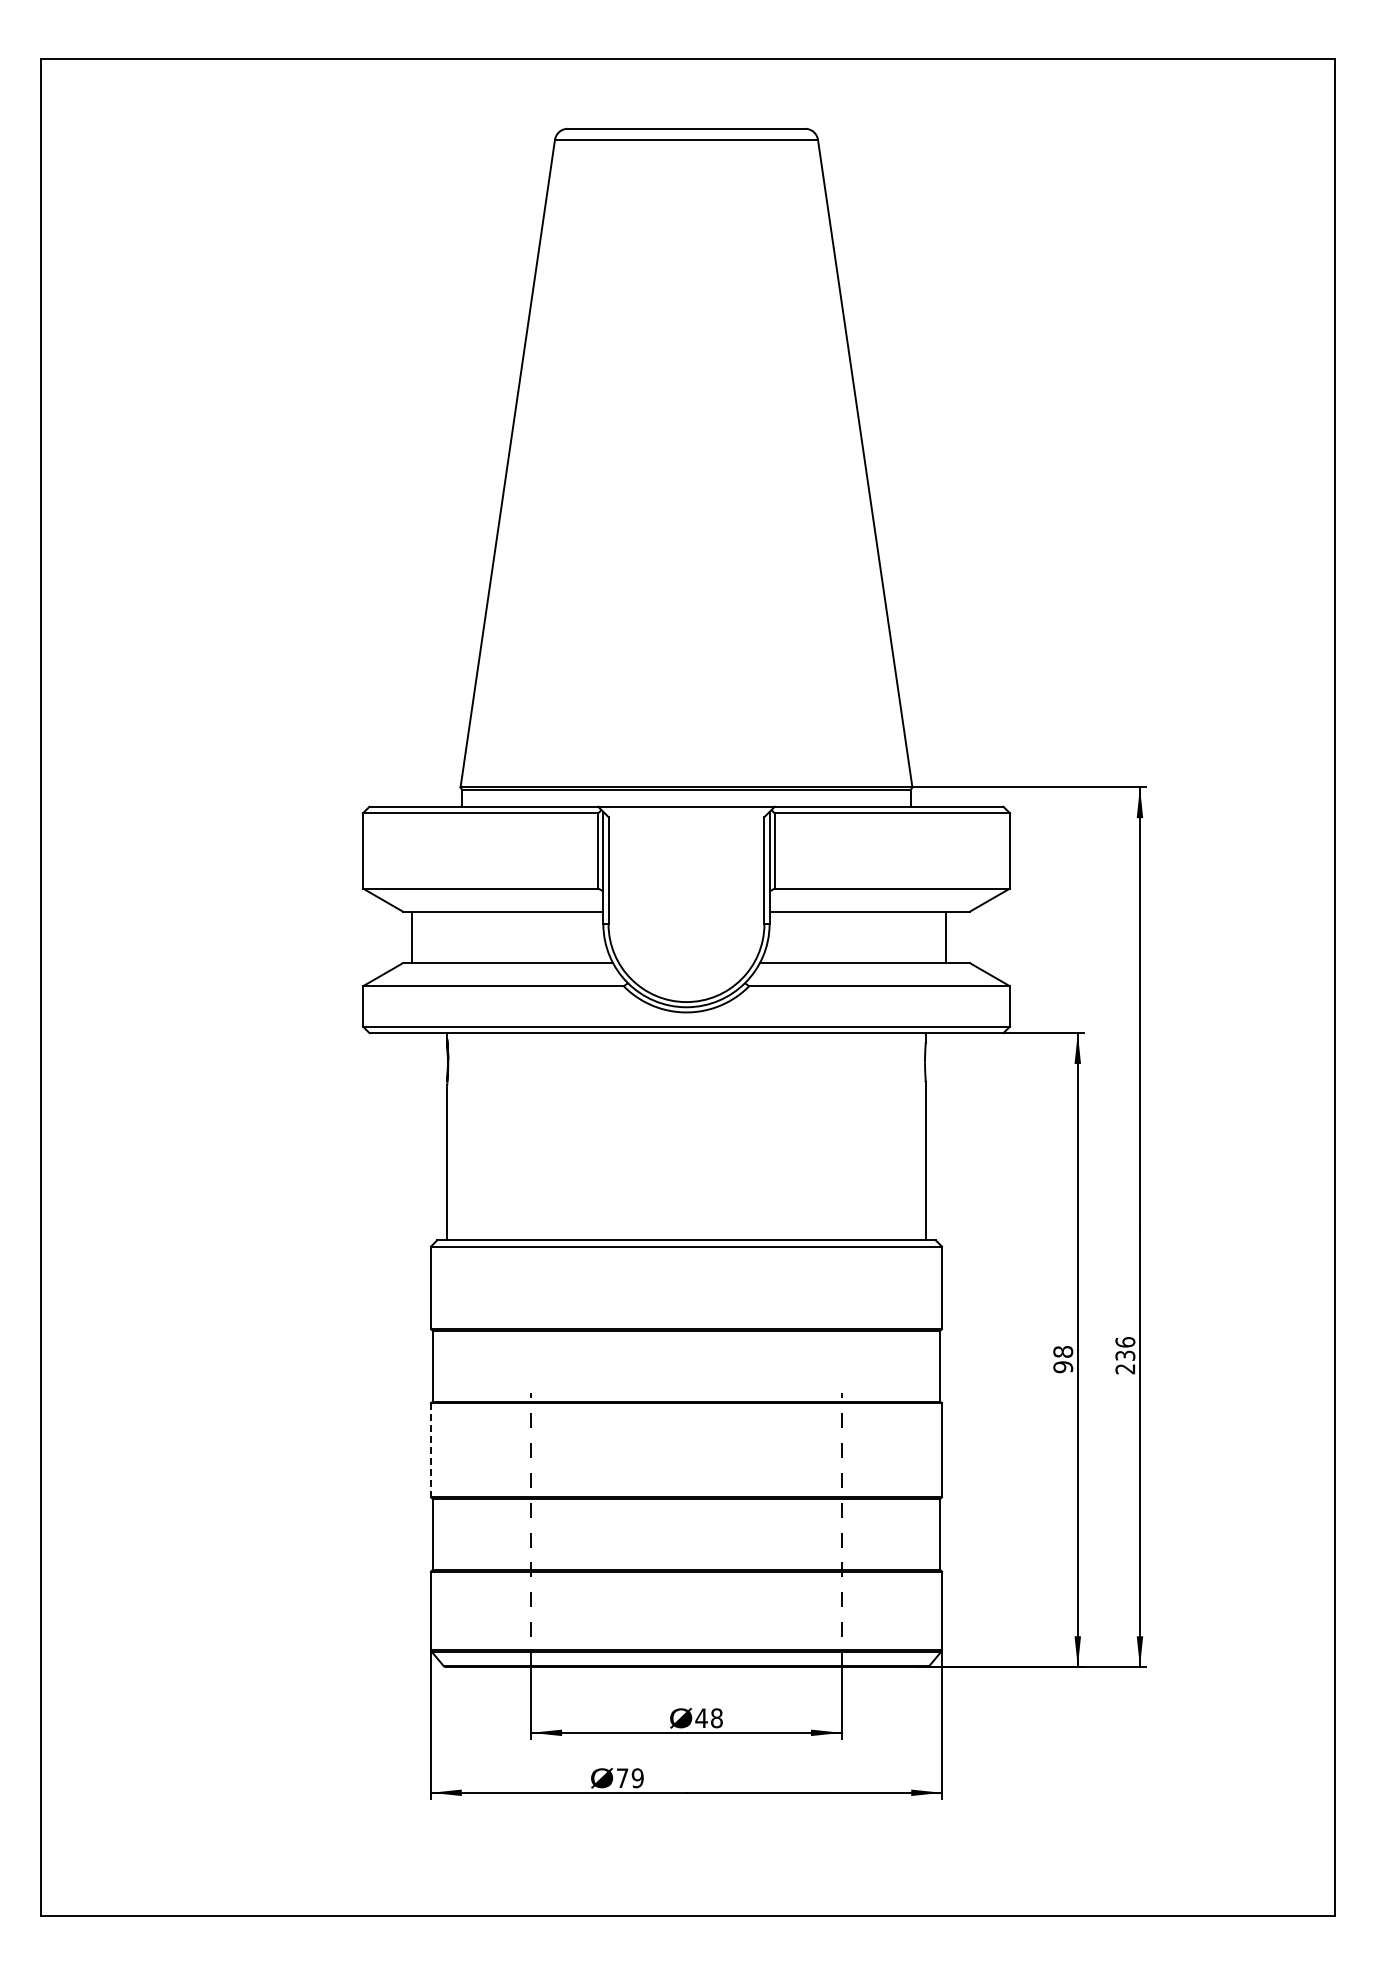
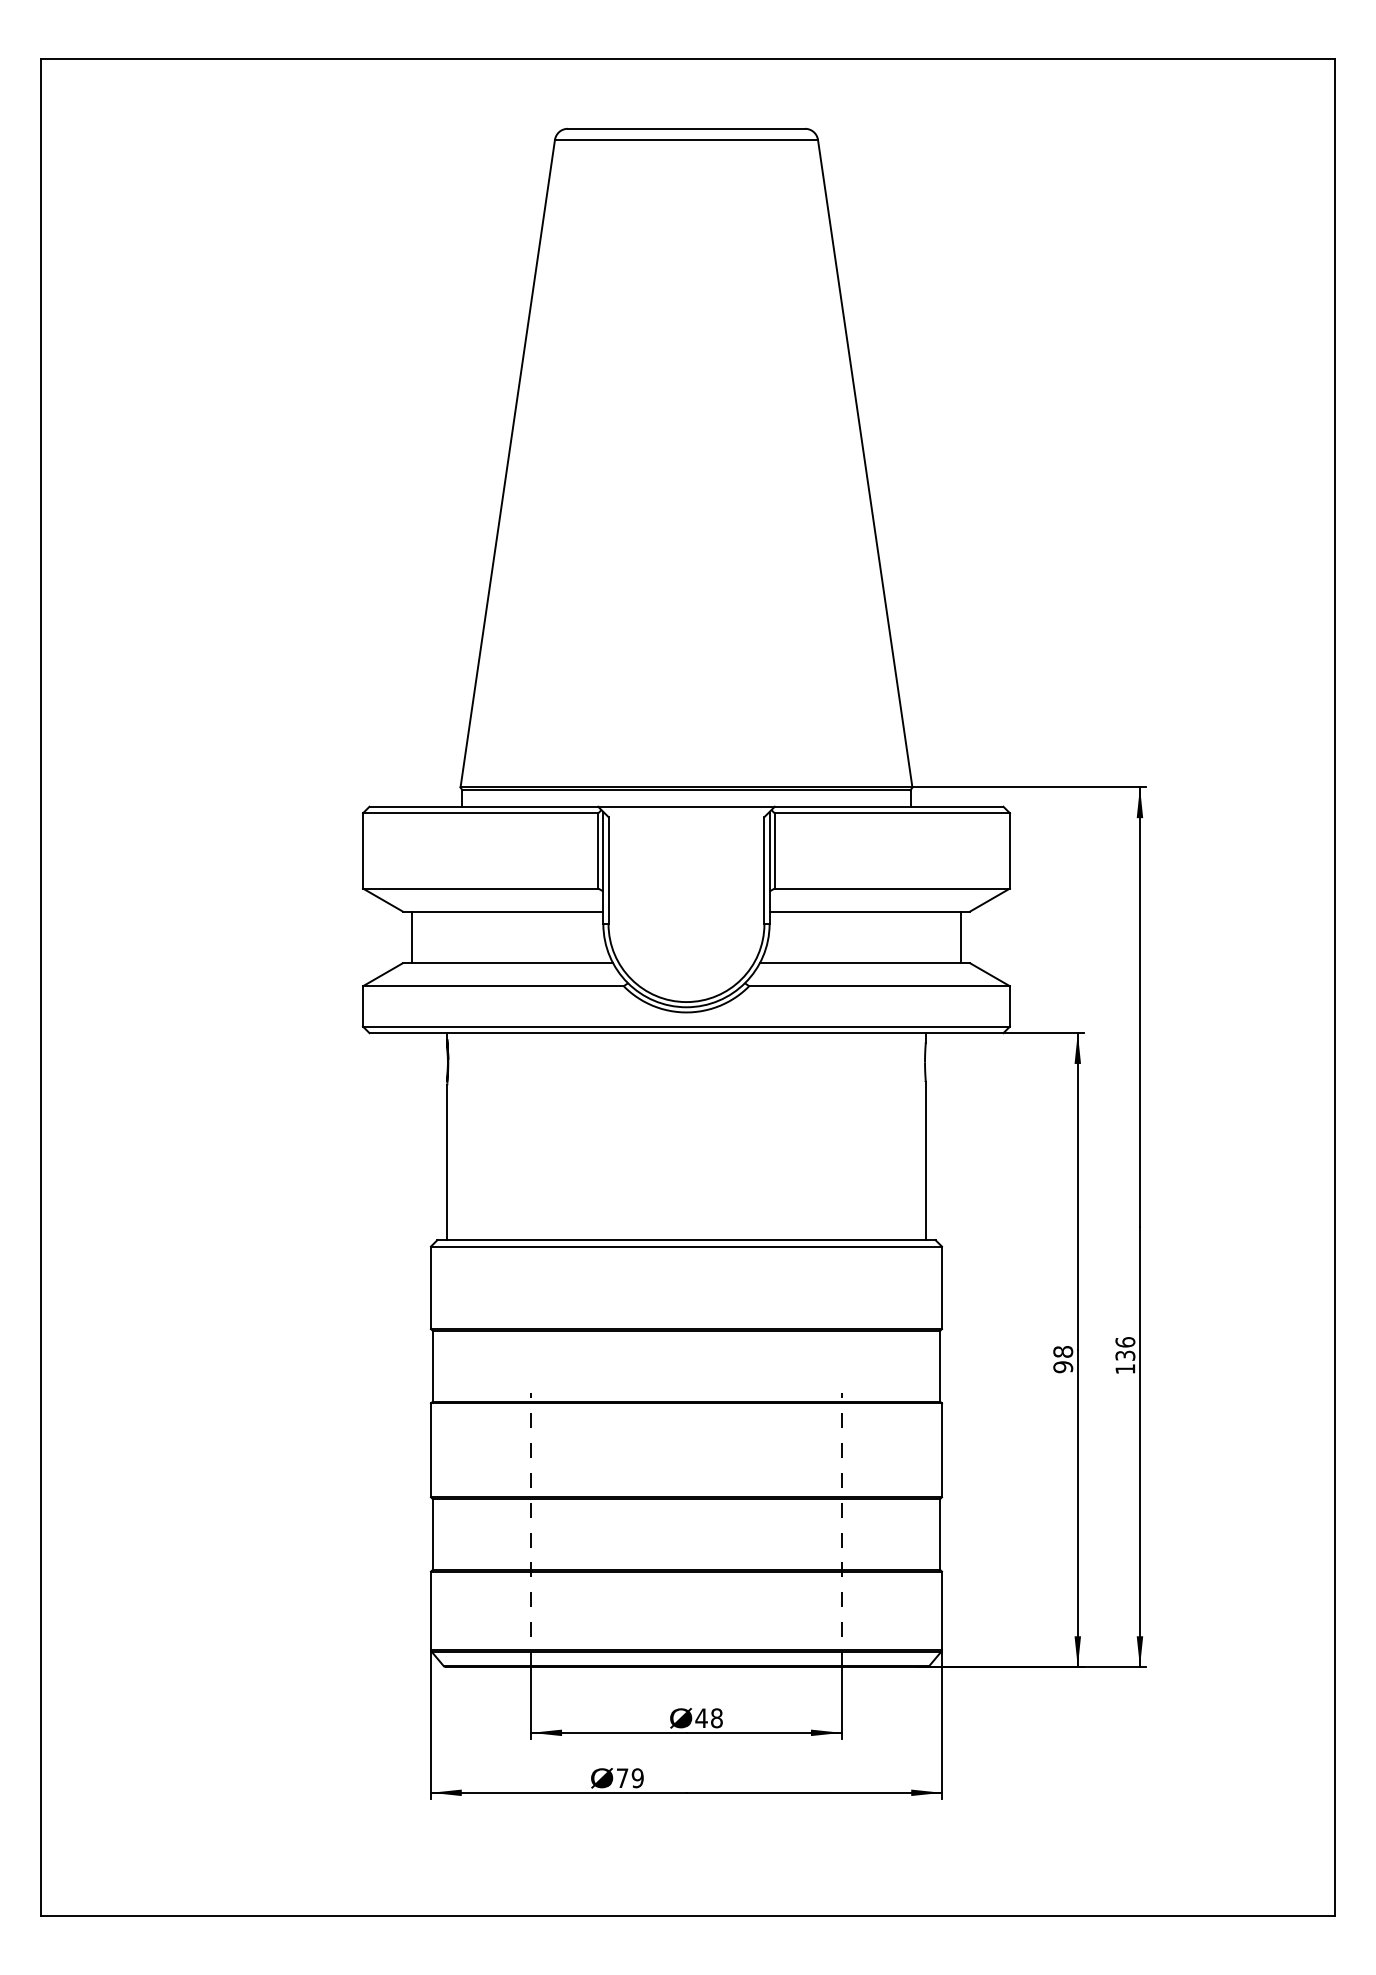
line position: (946, 937) -> (961, 937) (961, 937)
text: 236 -> 136 (1124, 1369)
line: dashed -> solid (430, 1450)
